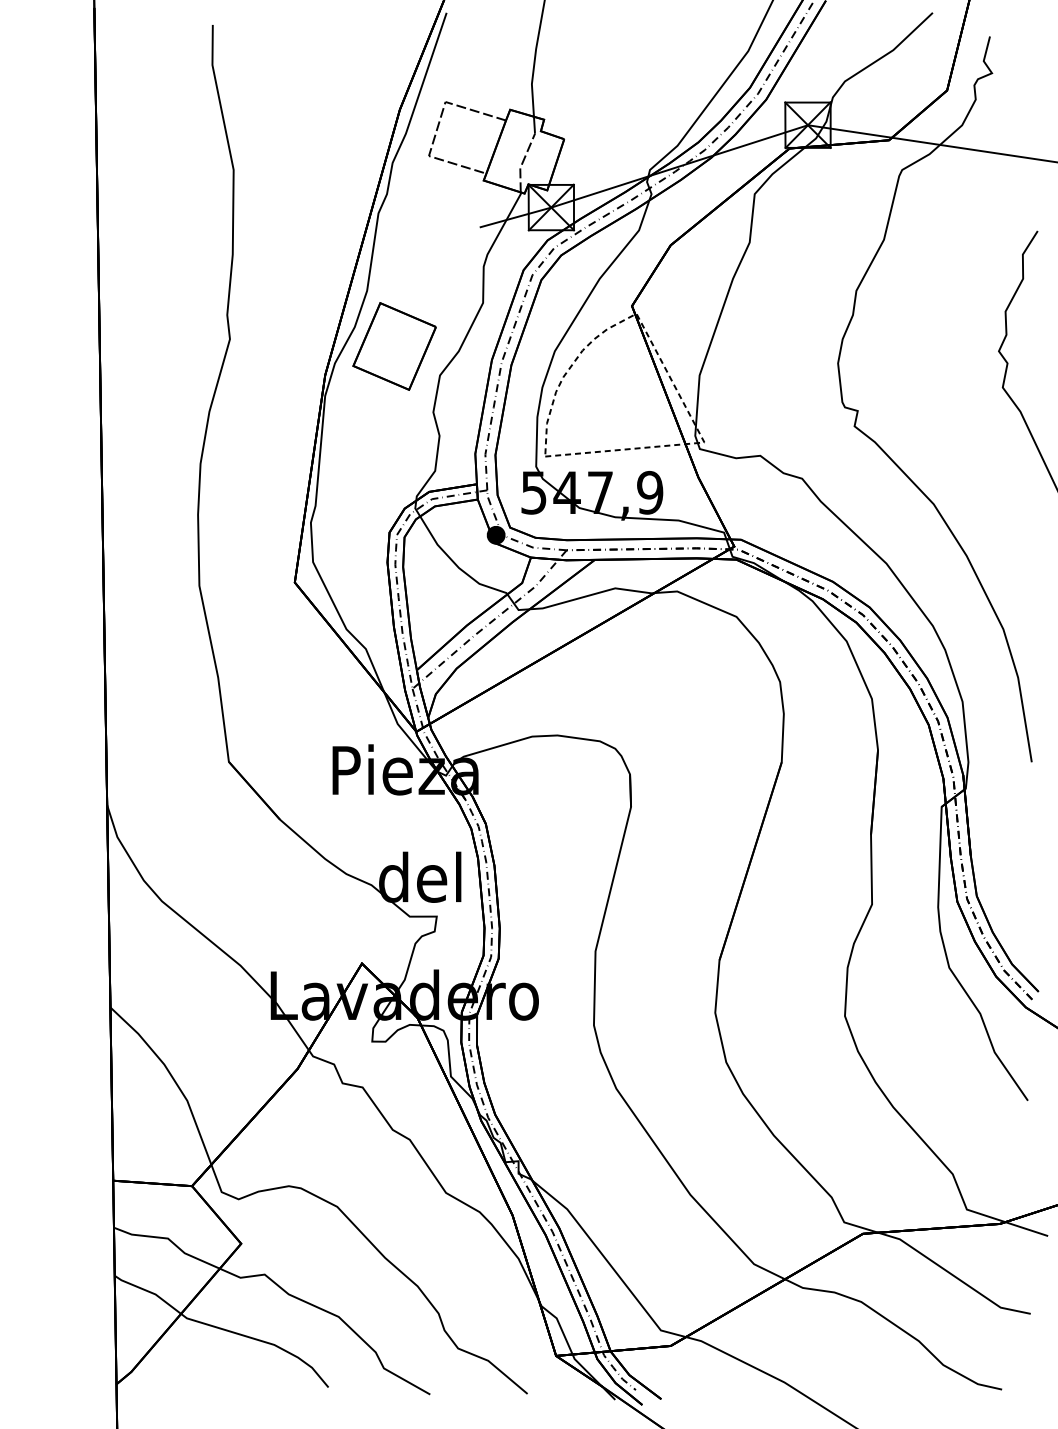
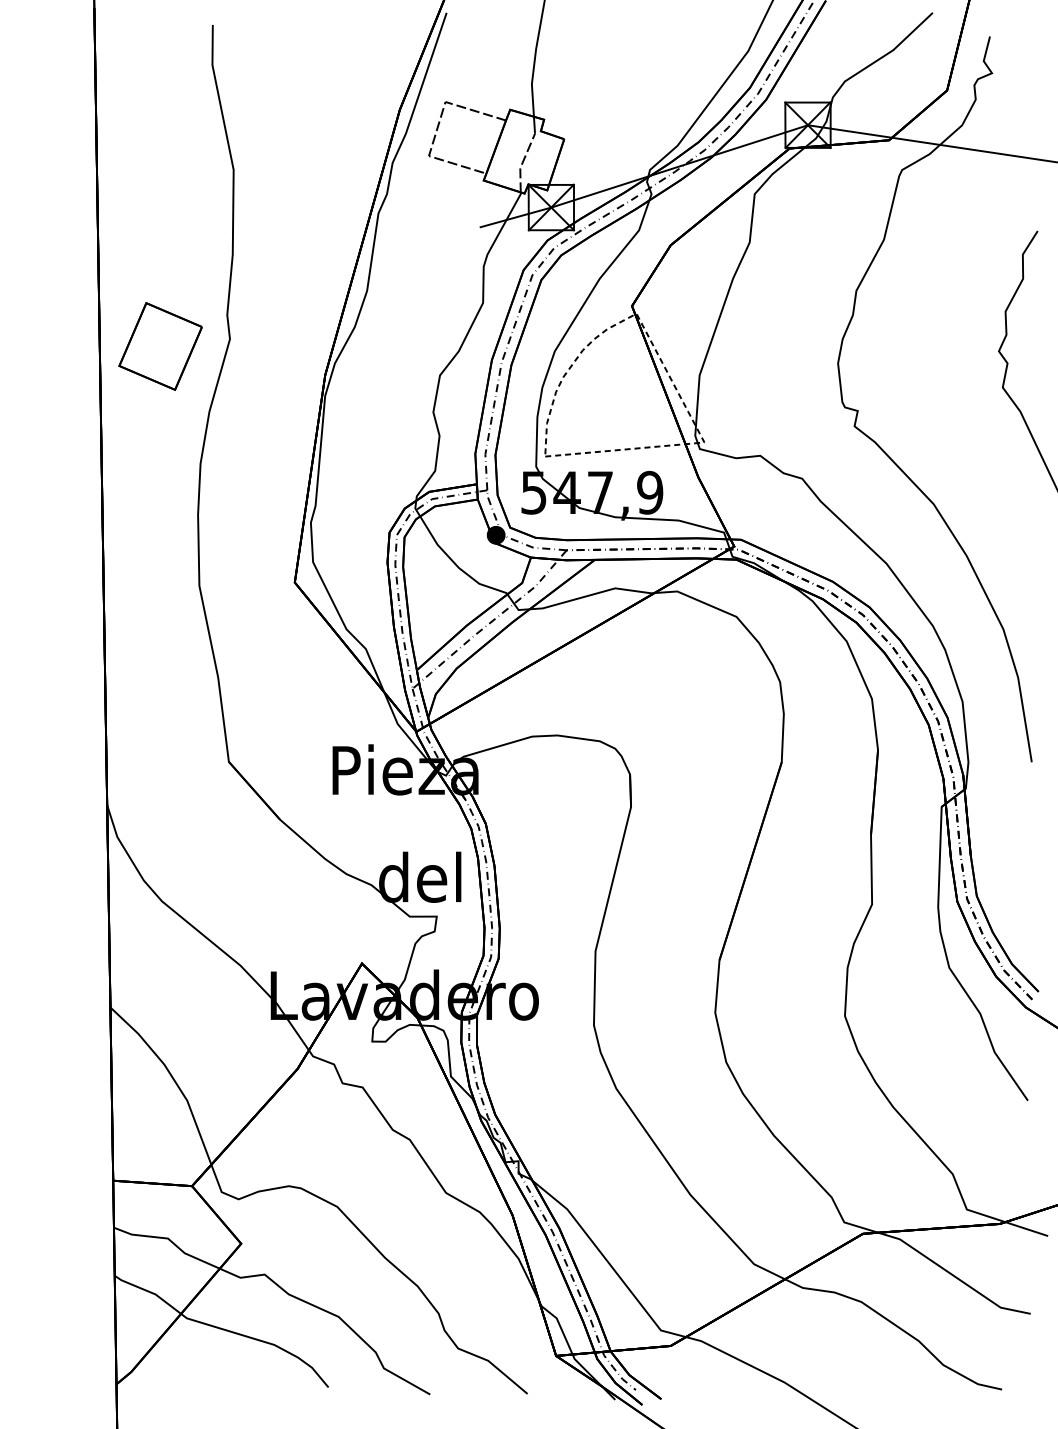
part position: (394, 346) -> (160, 346) (160, 346)
